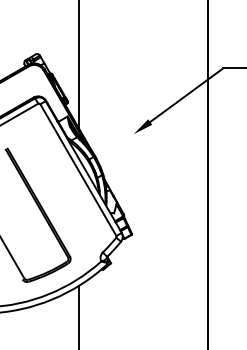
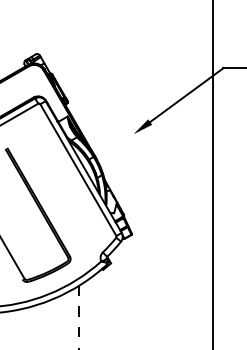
line: present -> none (79, 65)
line position: (207, 174) -> (212, 174) (212, 174)
line: solid -> dashed (79, 317)
